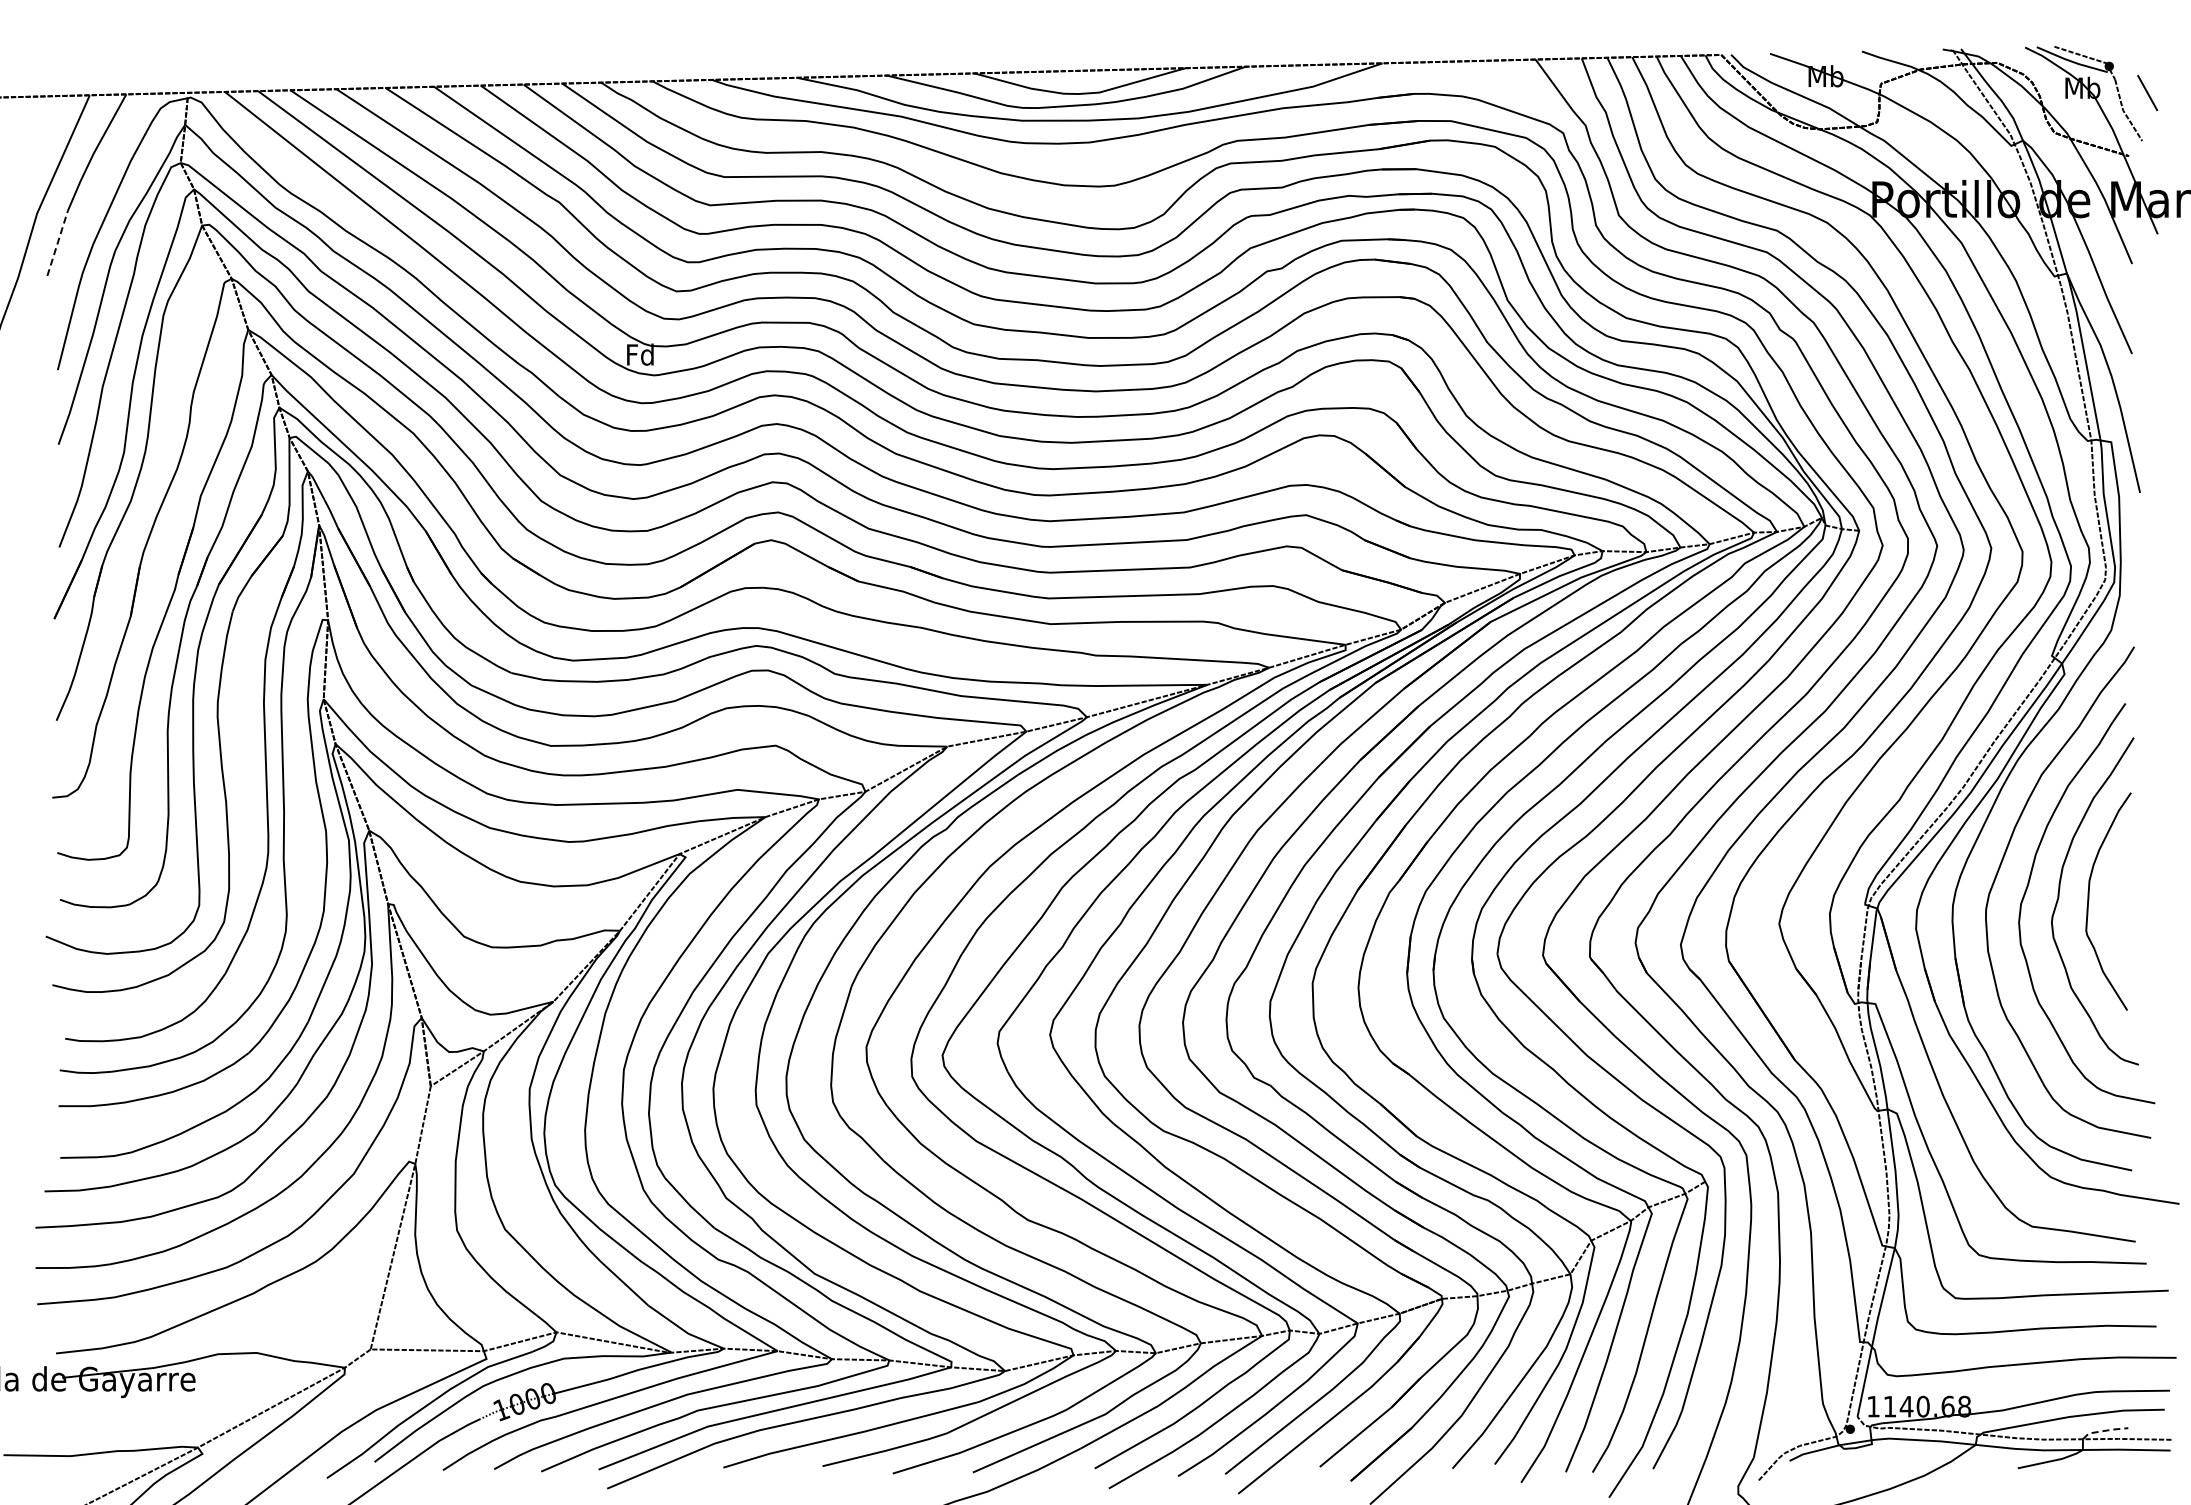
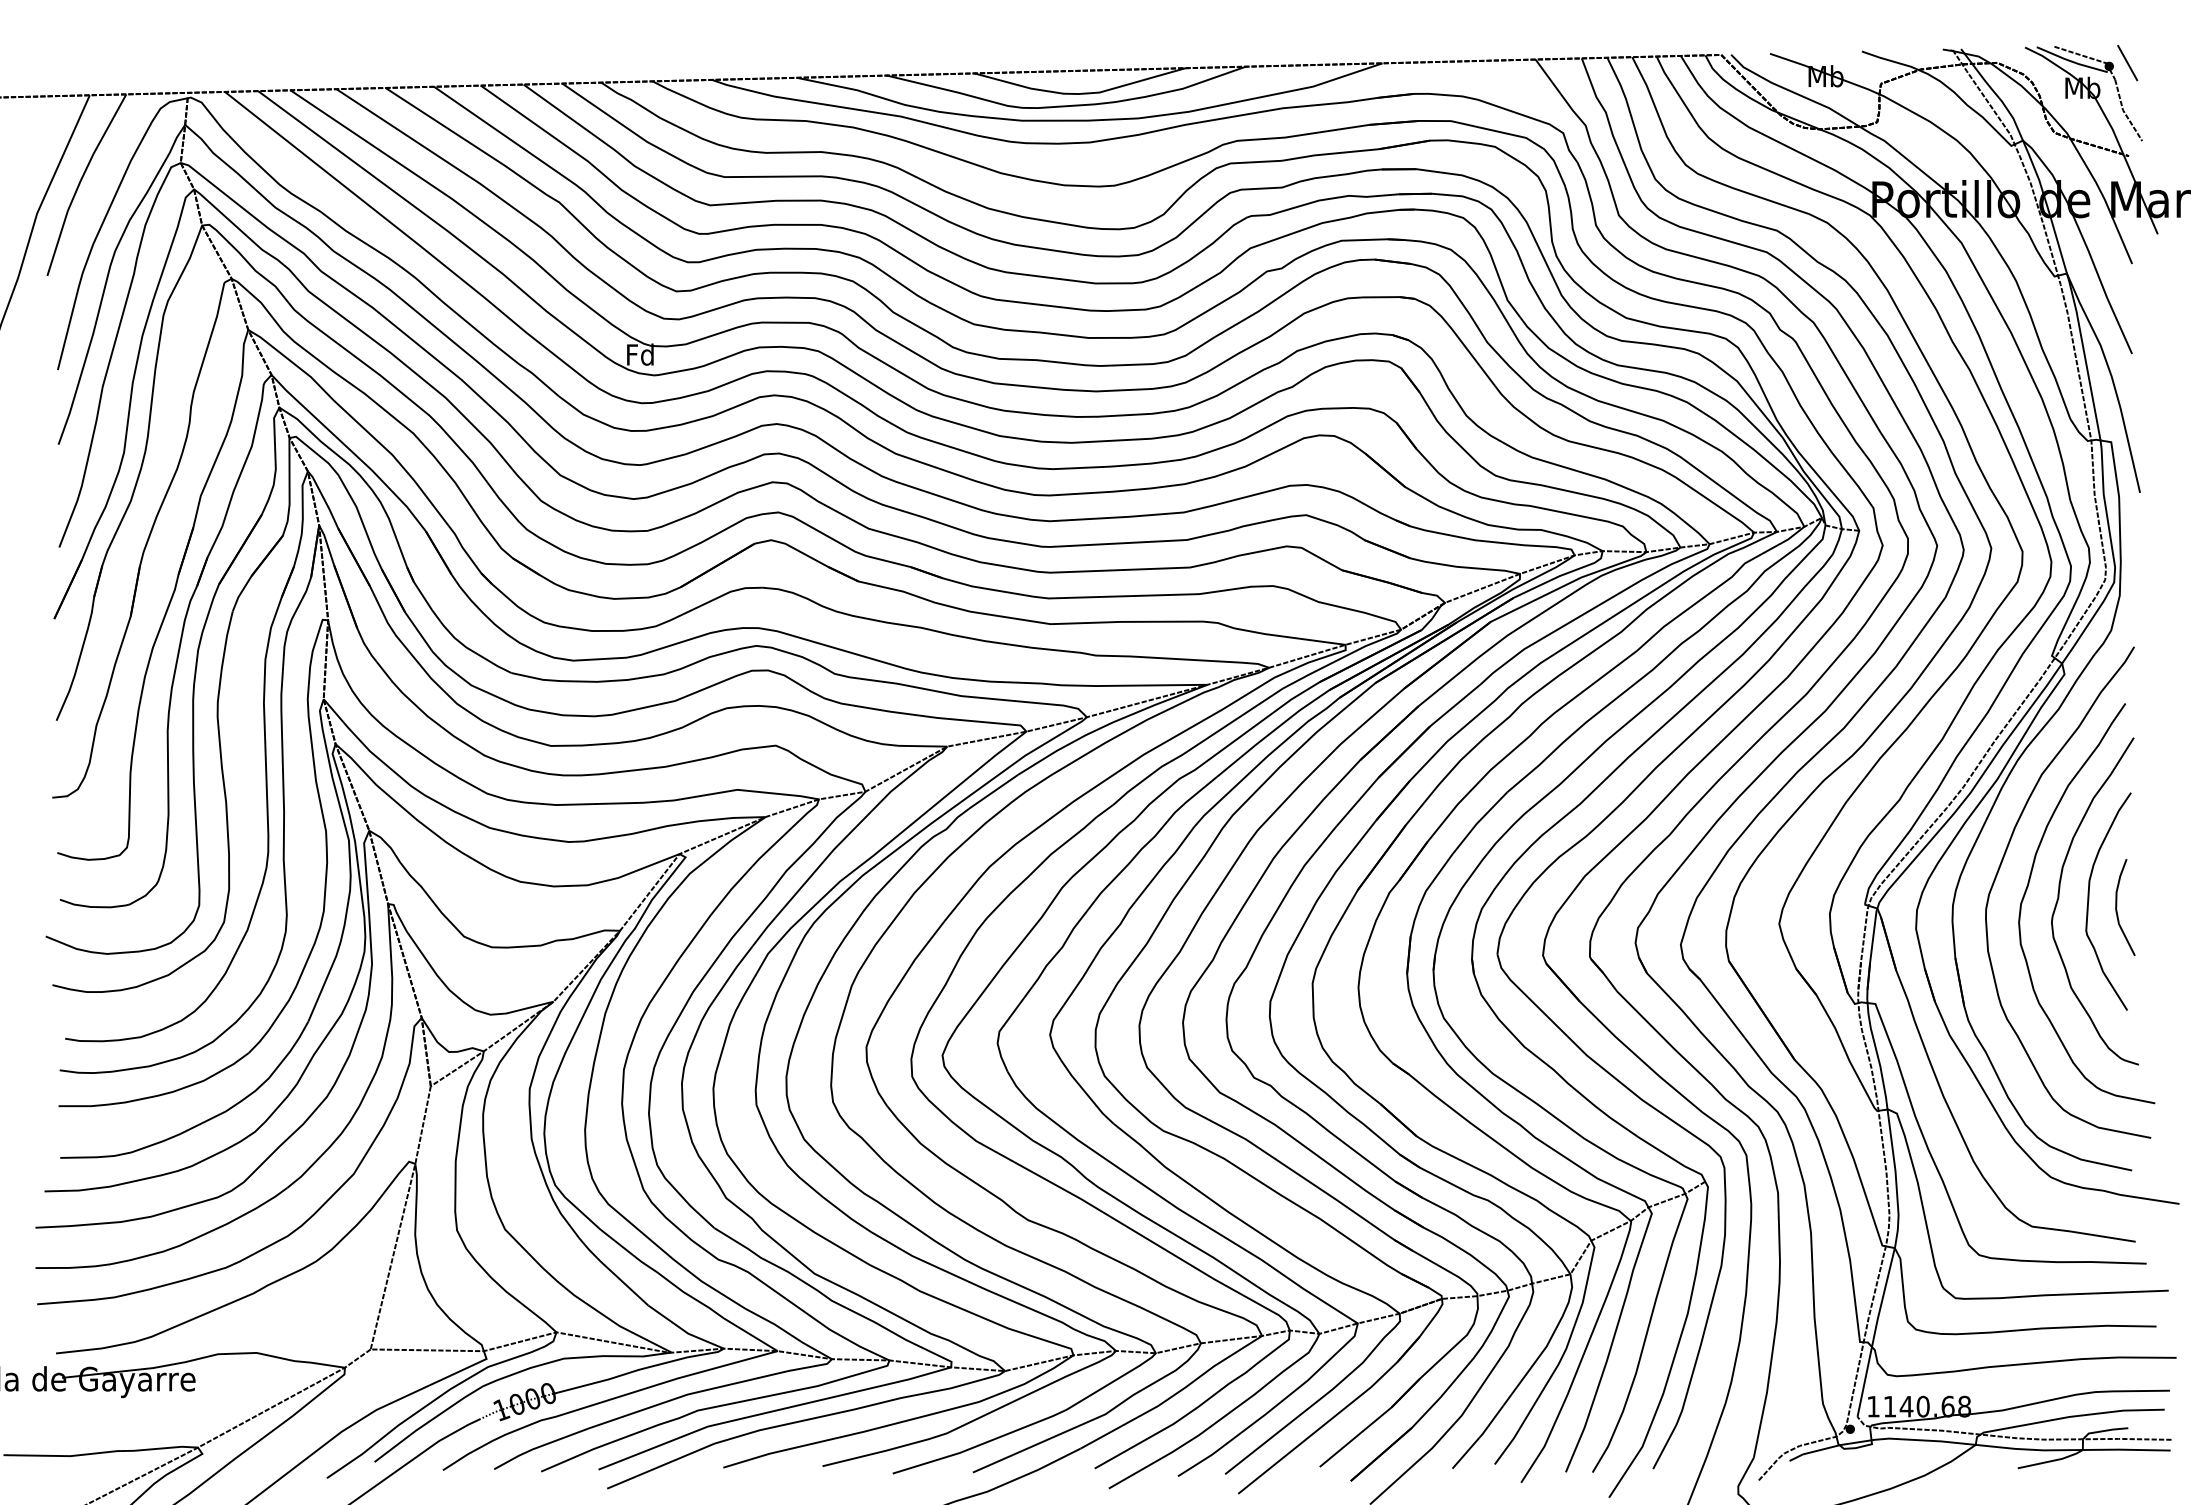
line position: (2147, 93) -> (2127, 63) (2127, 63)
line: dashed -> solid (57, 242)
curve: none -> present (2117, 907)
line: dashed -> solid (2104, 1431)
